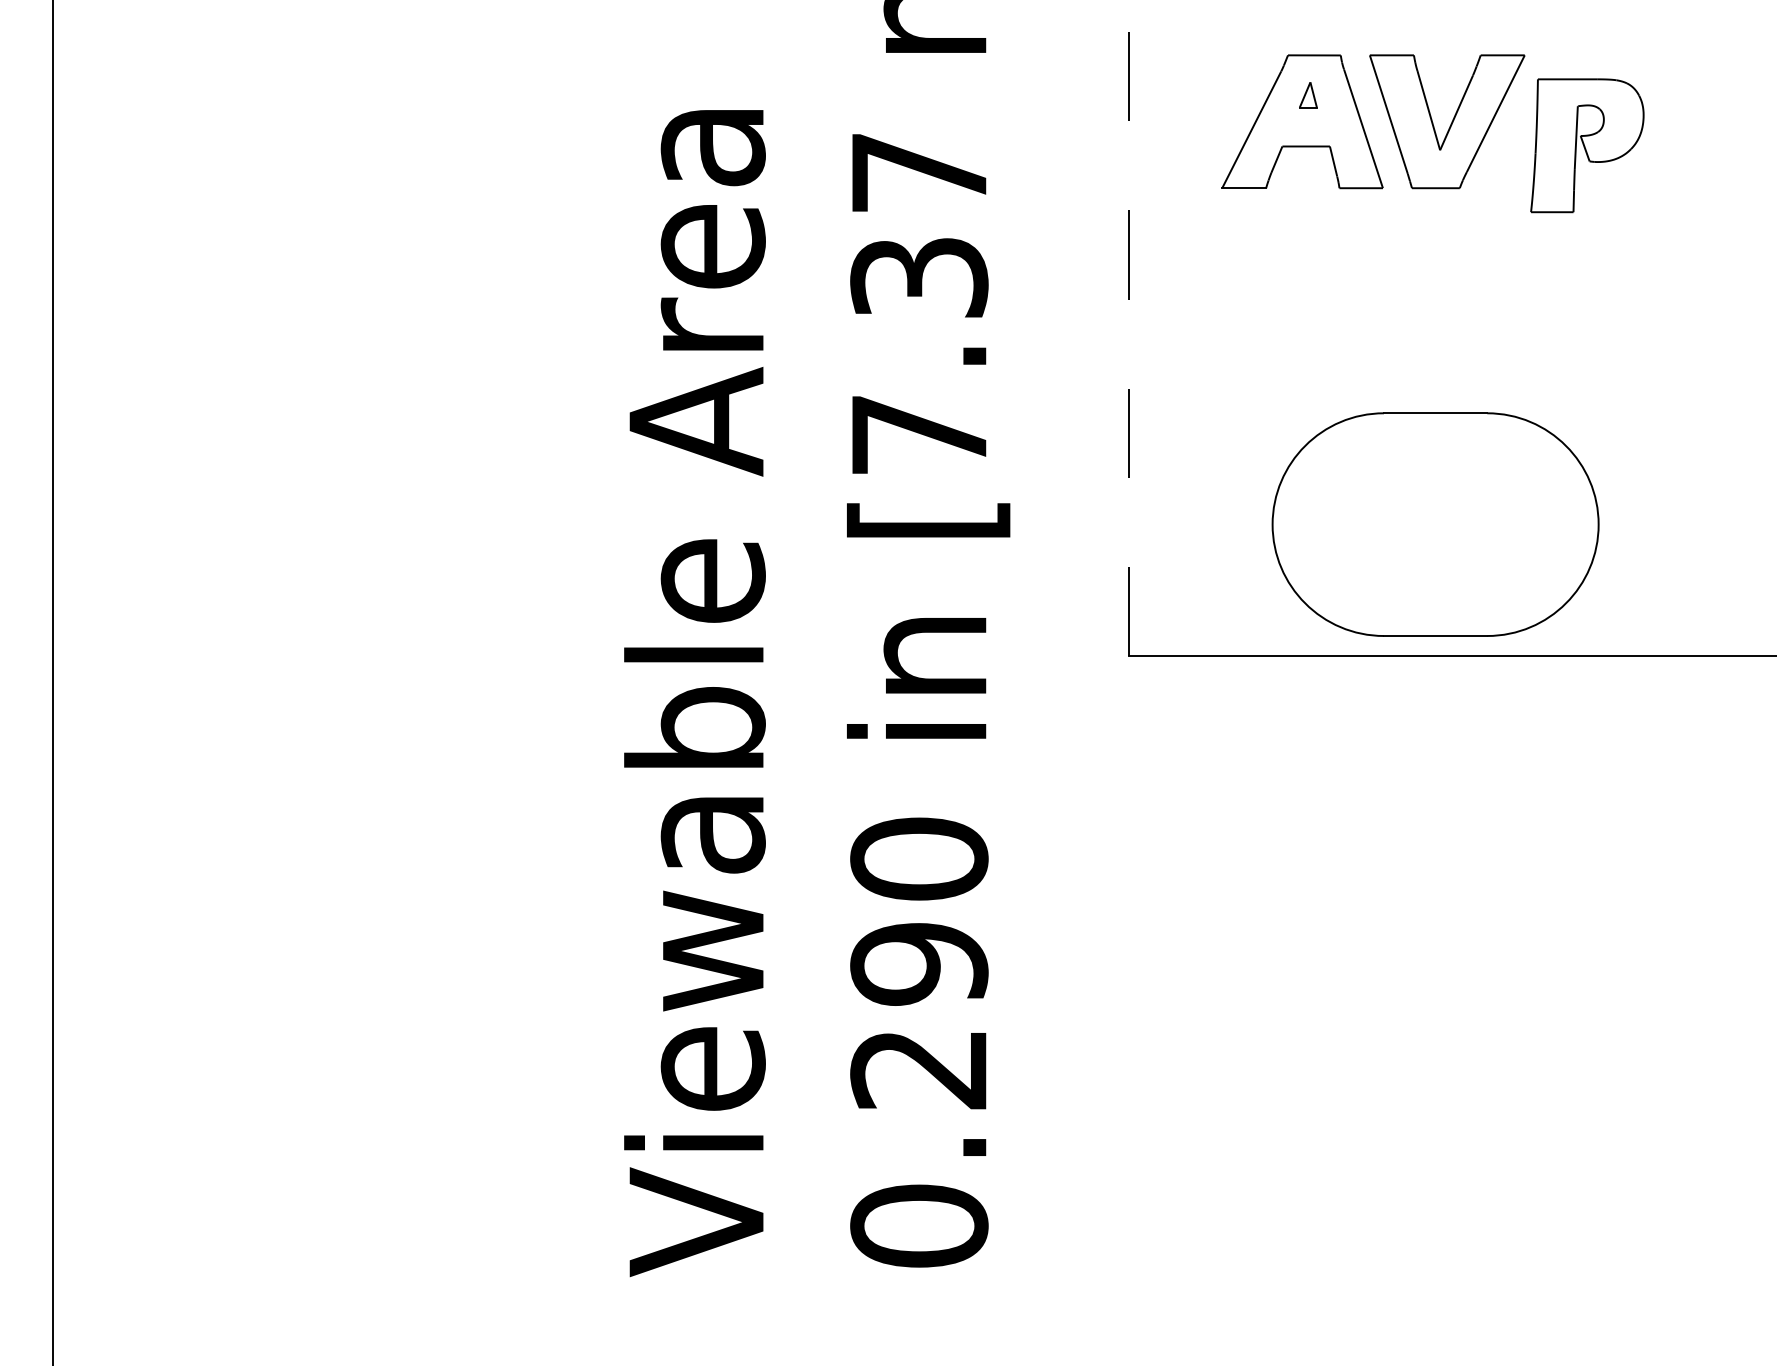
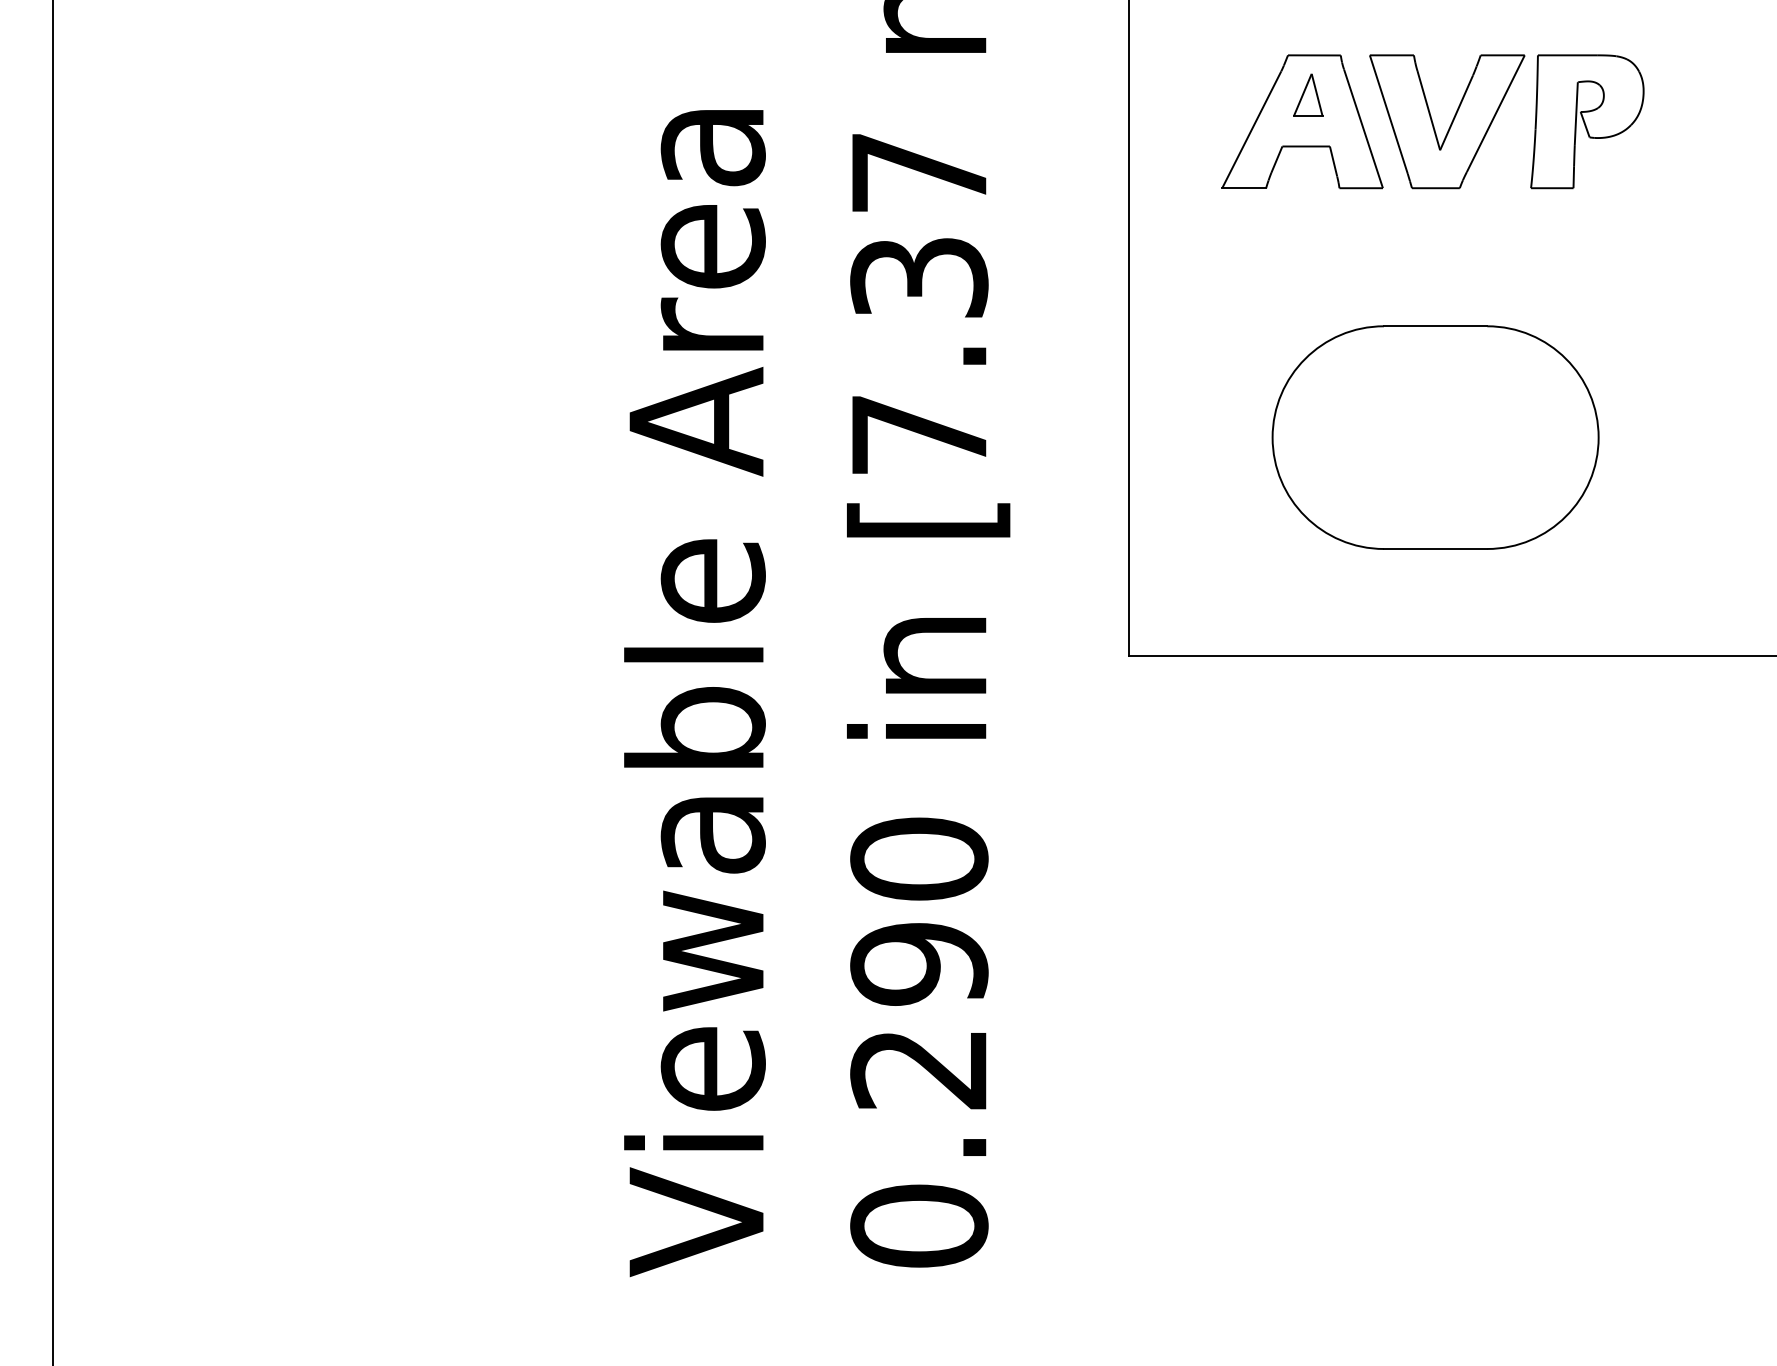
part size: 19x27 px -> 31x44 px (1308, 94)
part position: (1587, 145) -> (1587, 121) (1587, 121)
line: dashed -> solid (1129, 328)
part position: (1435, 524) -> (1435, 437) (1435, 437)
